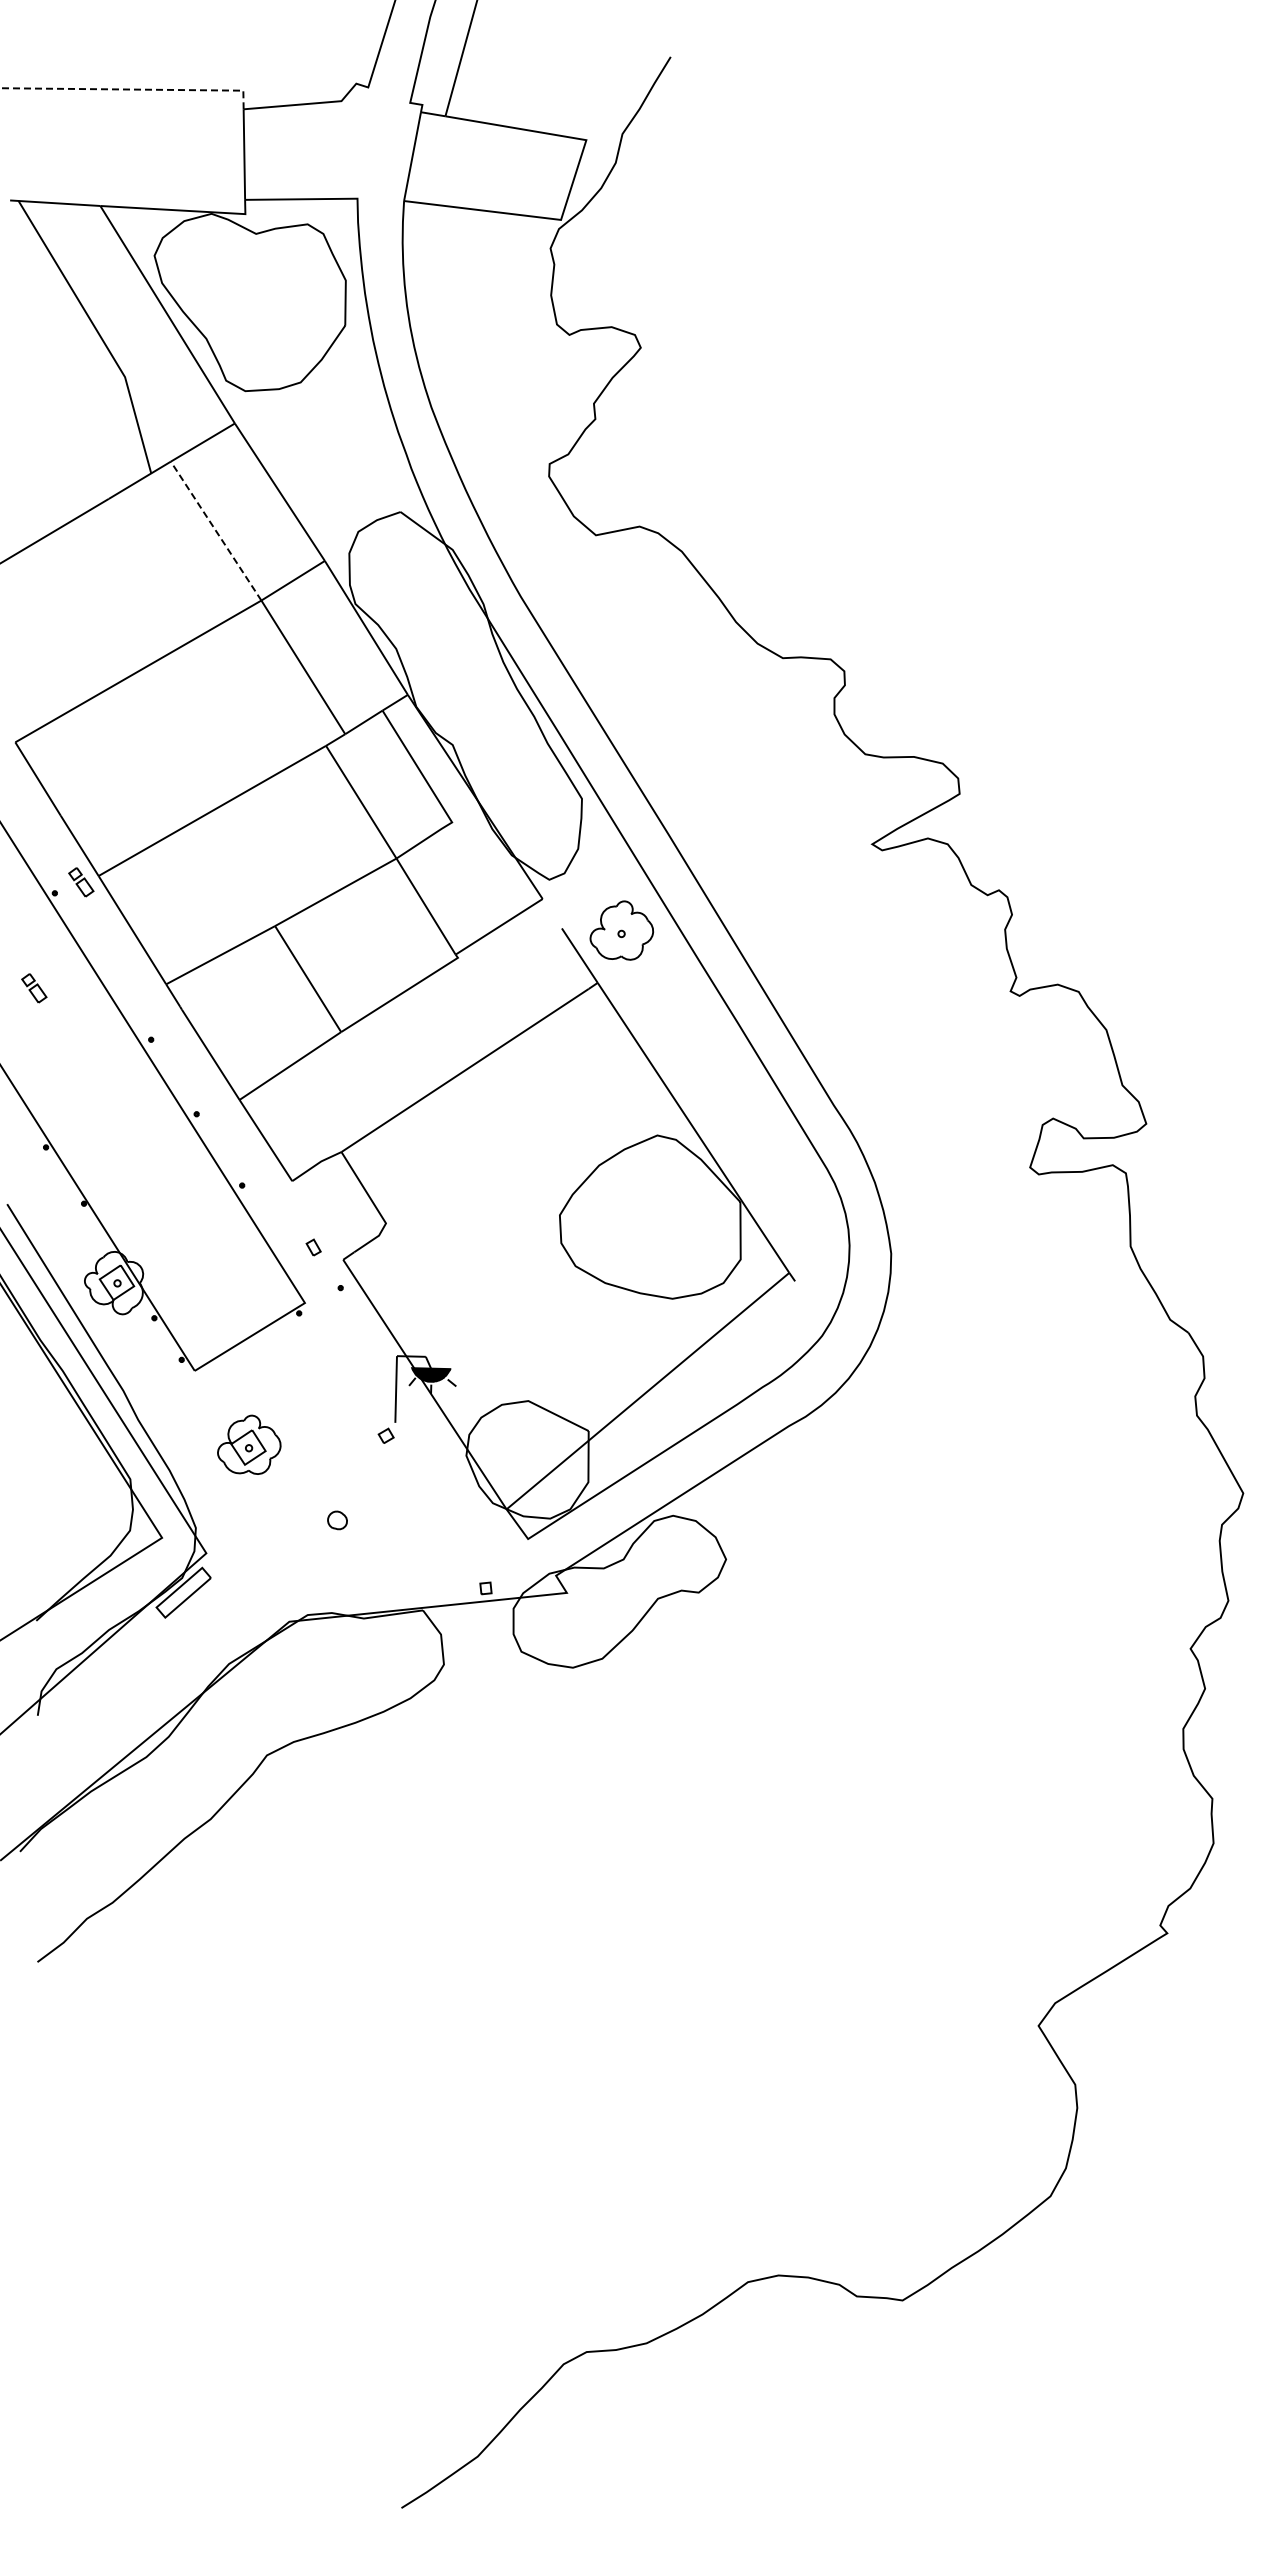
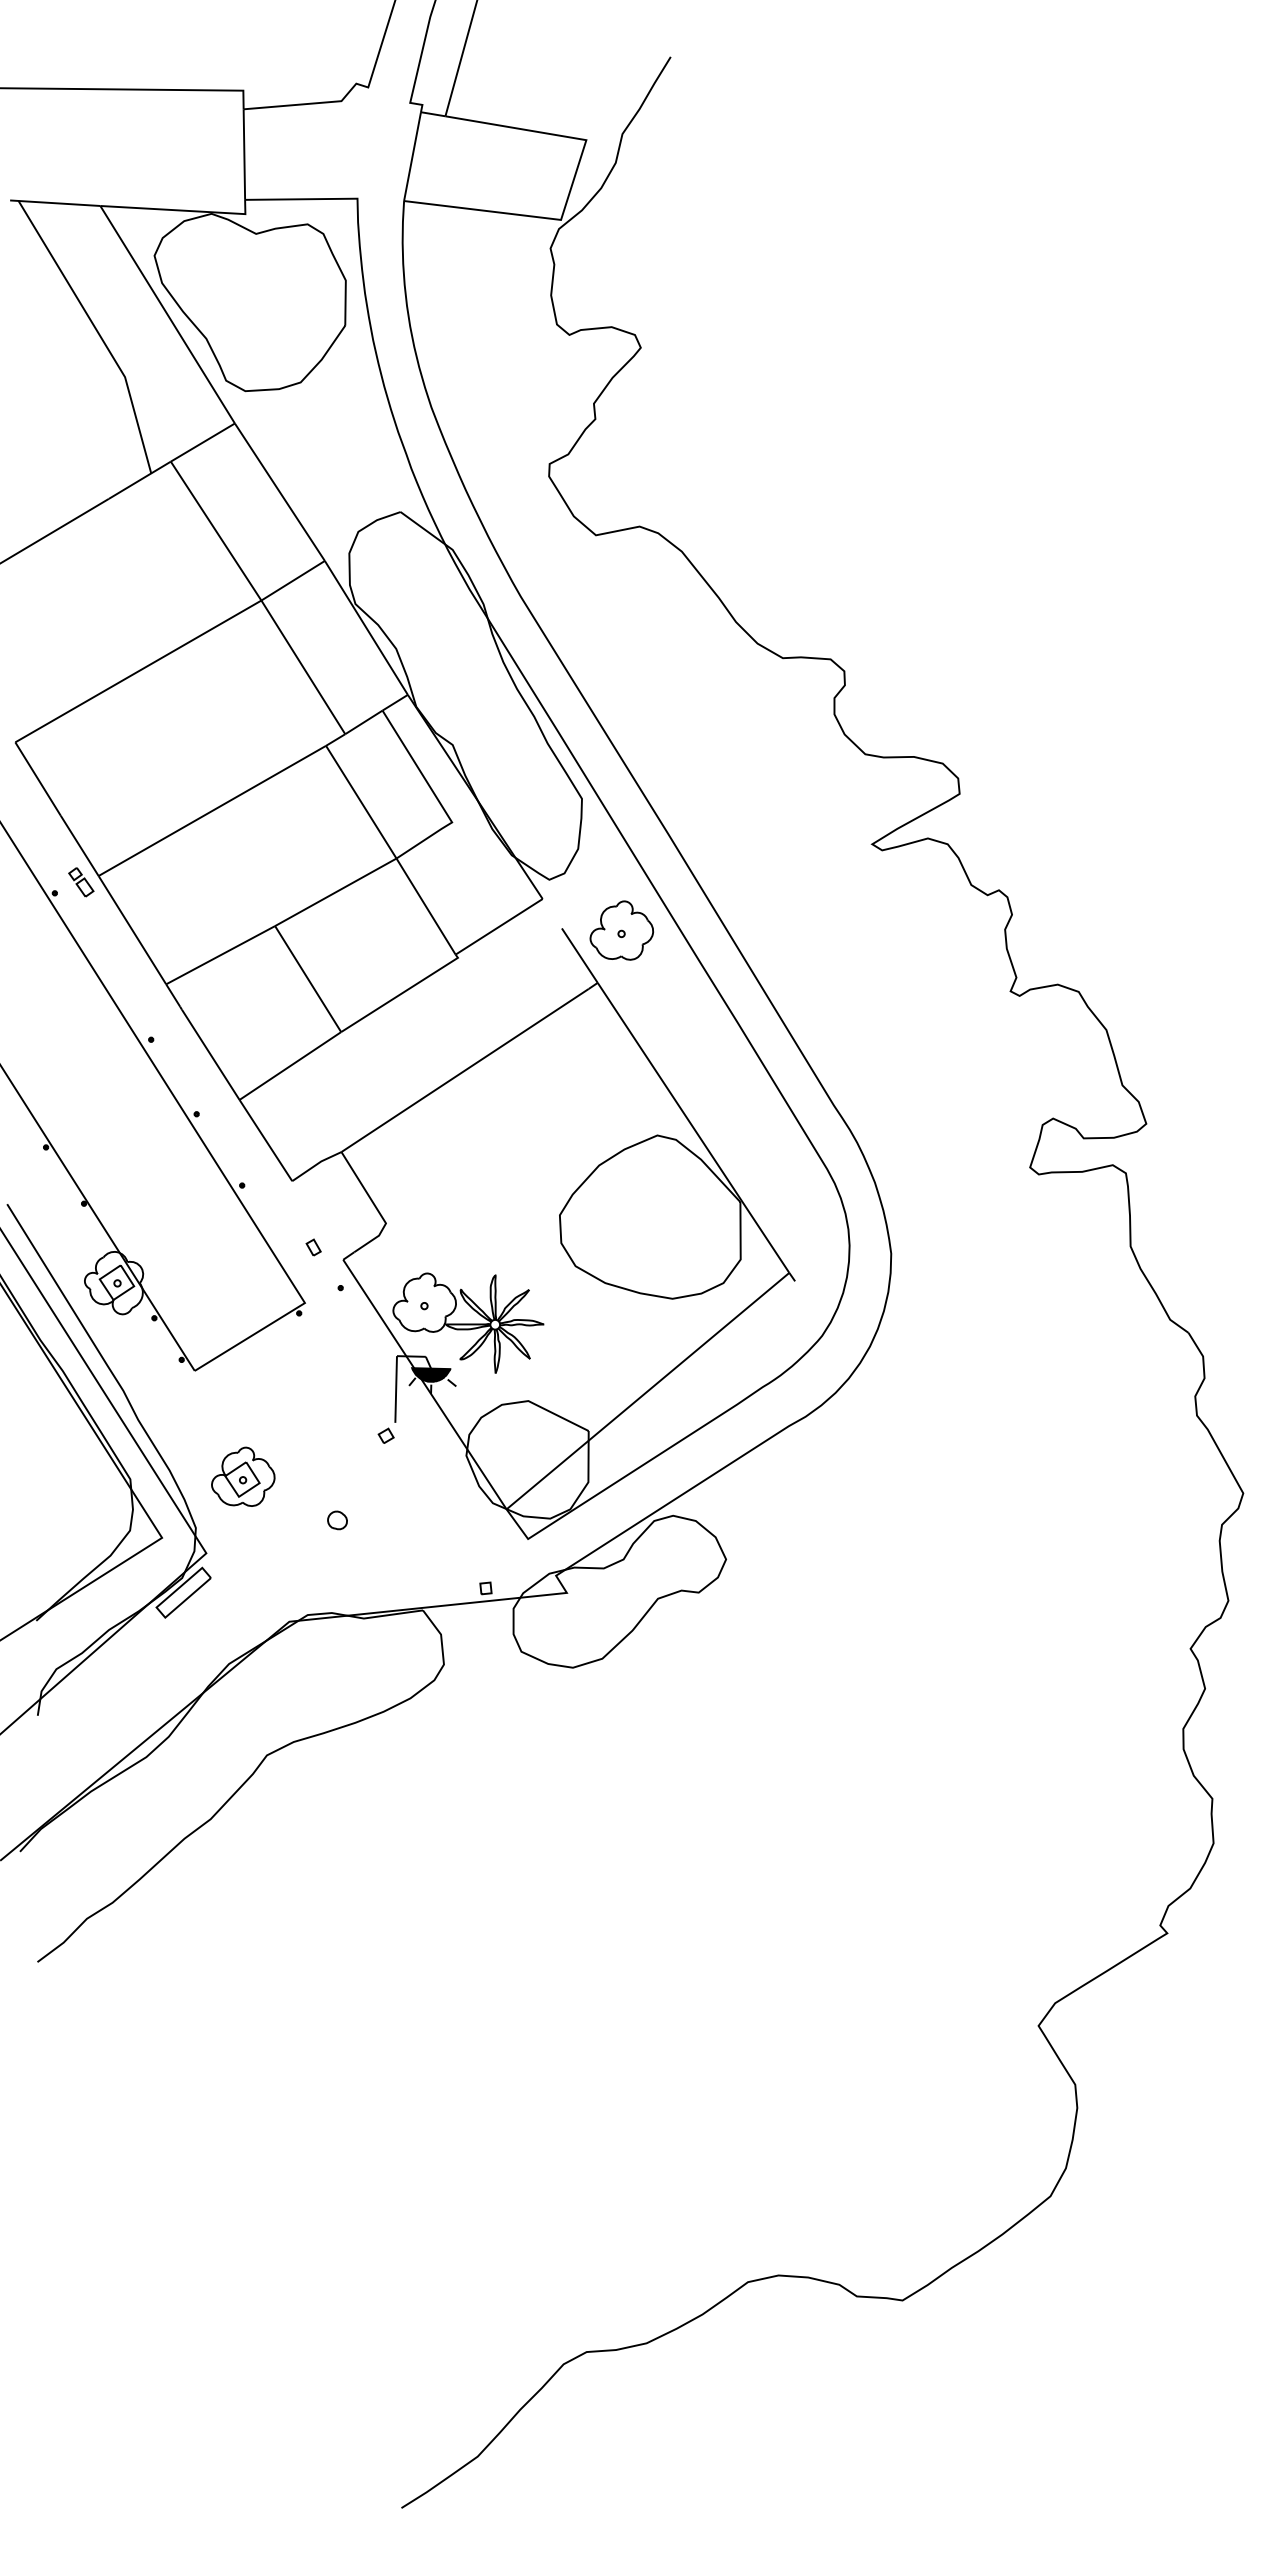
line: dashed -> solid (131, 89)
line: dashed -> solid (216, 531)
part: present -> none (34, 988)
part: none -> present (468, 1322)
part position: (249, 1444) -> (243, 1476) (243, 1476)
